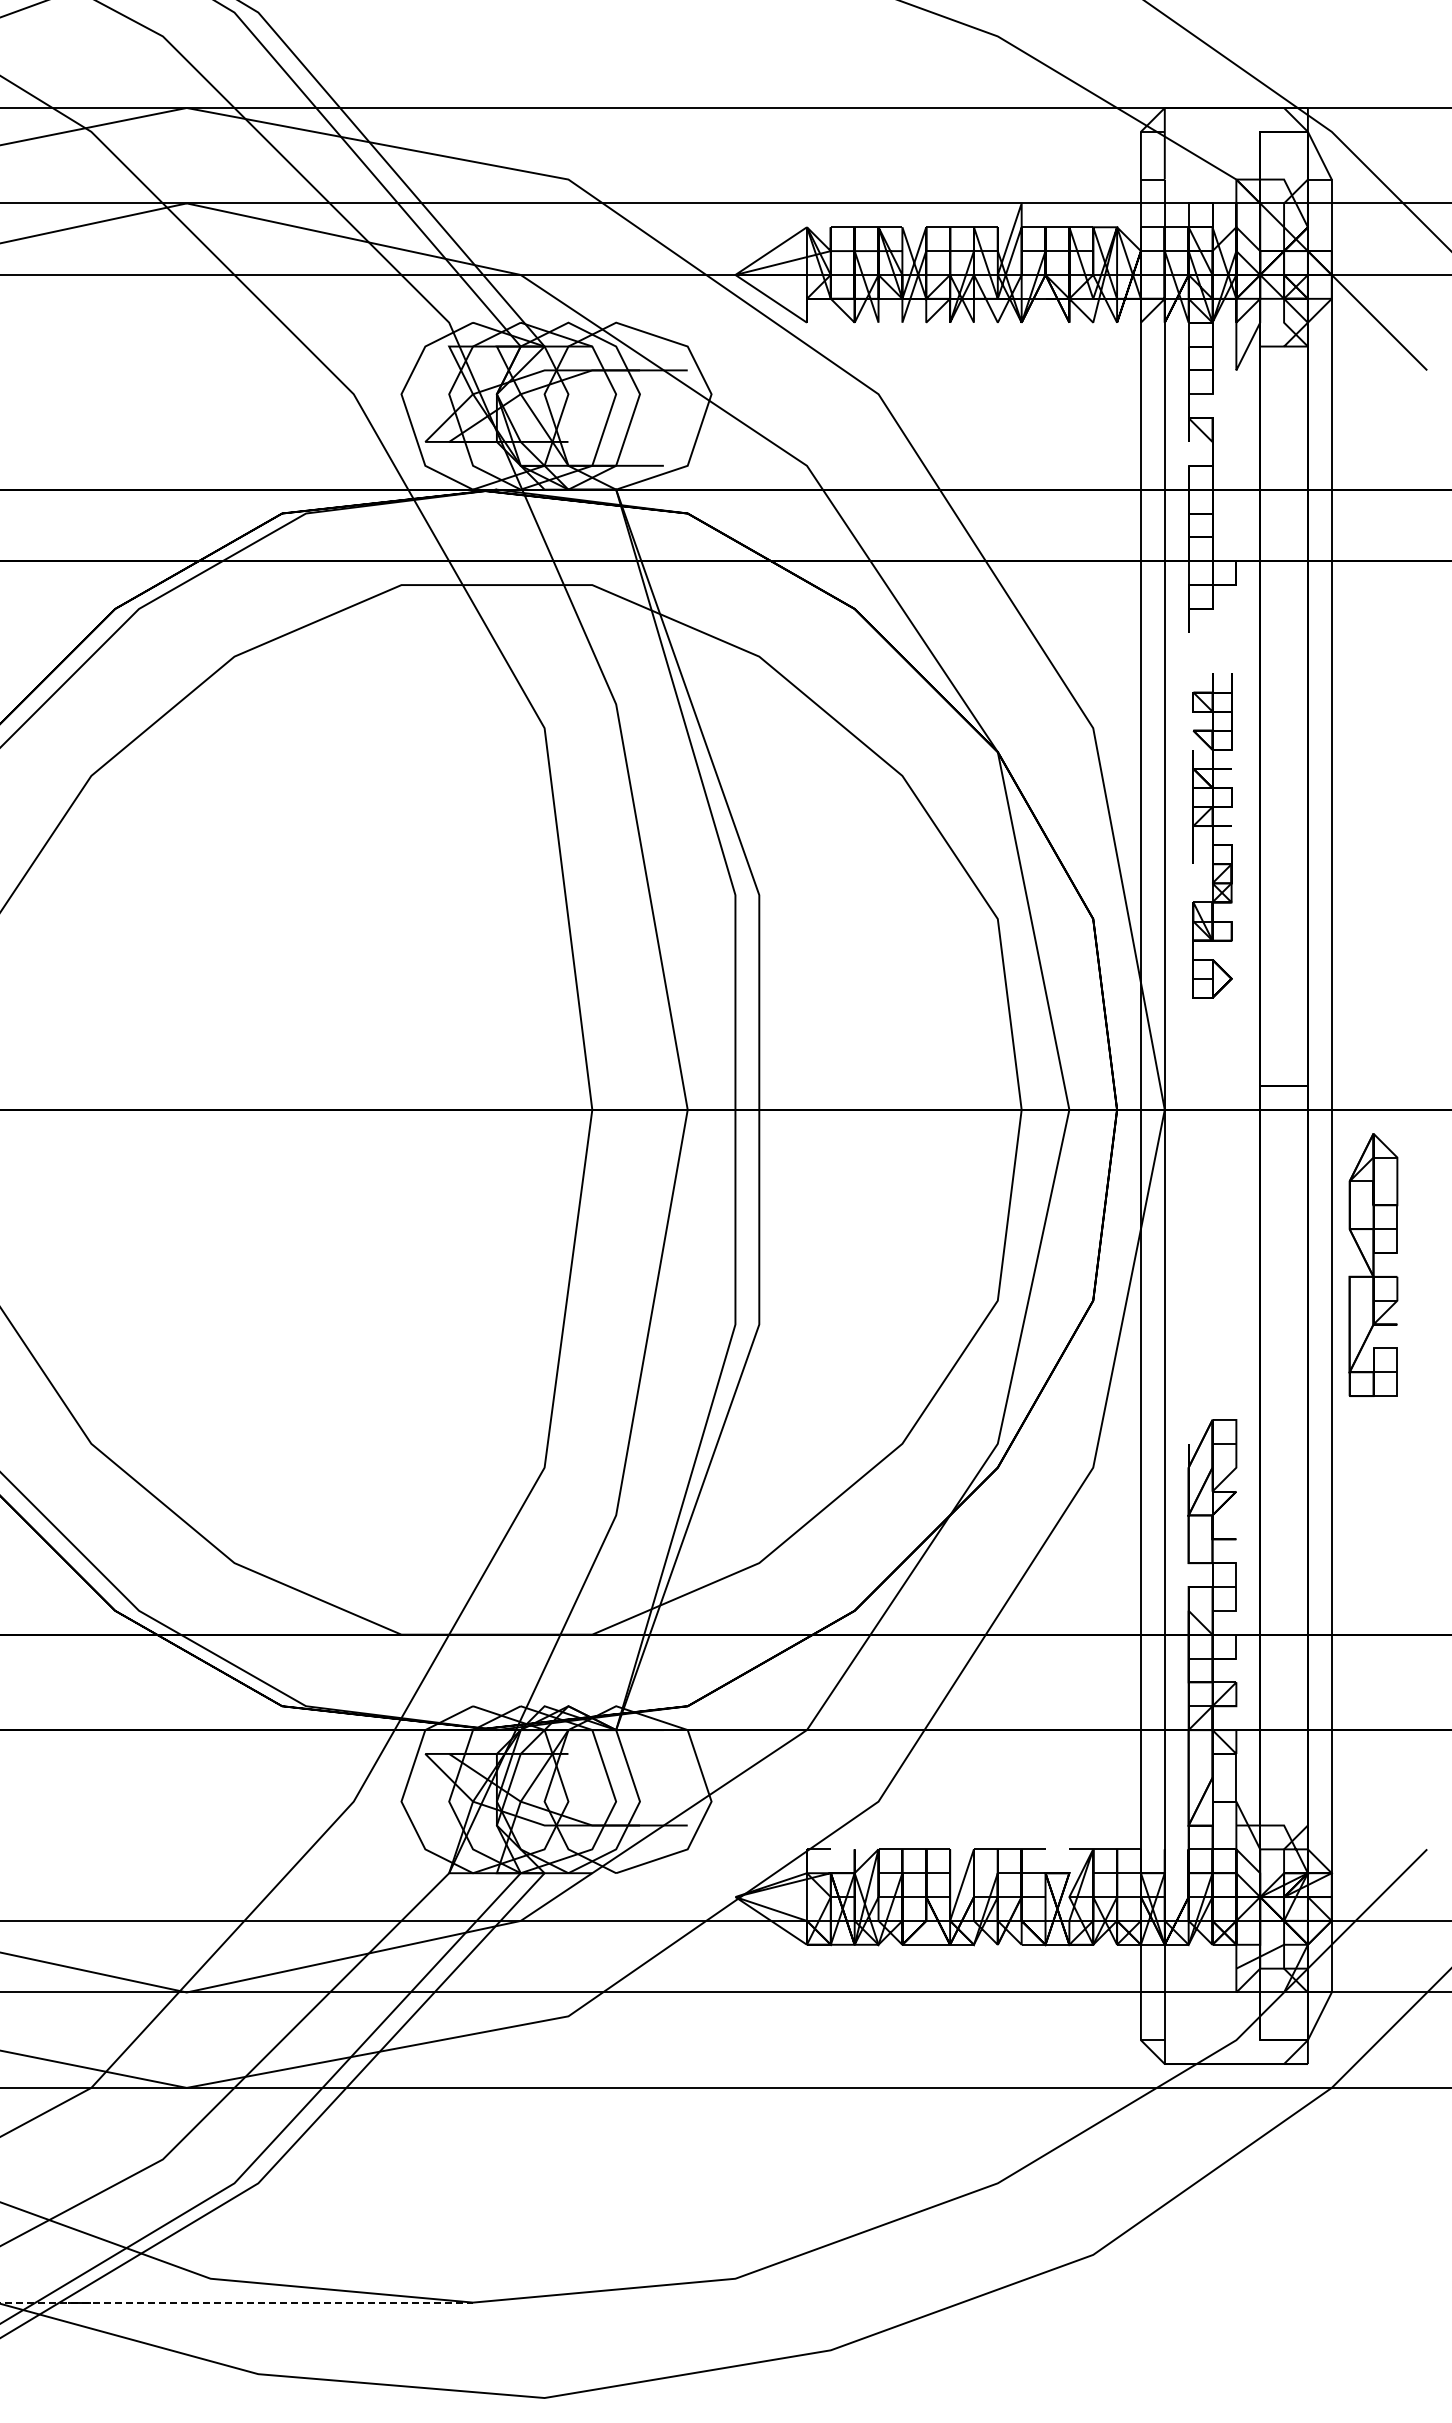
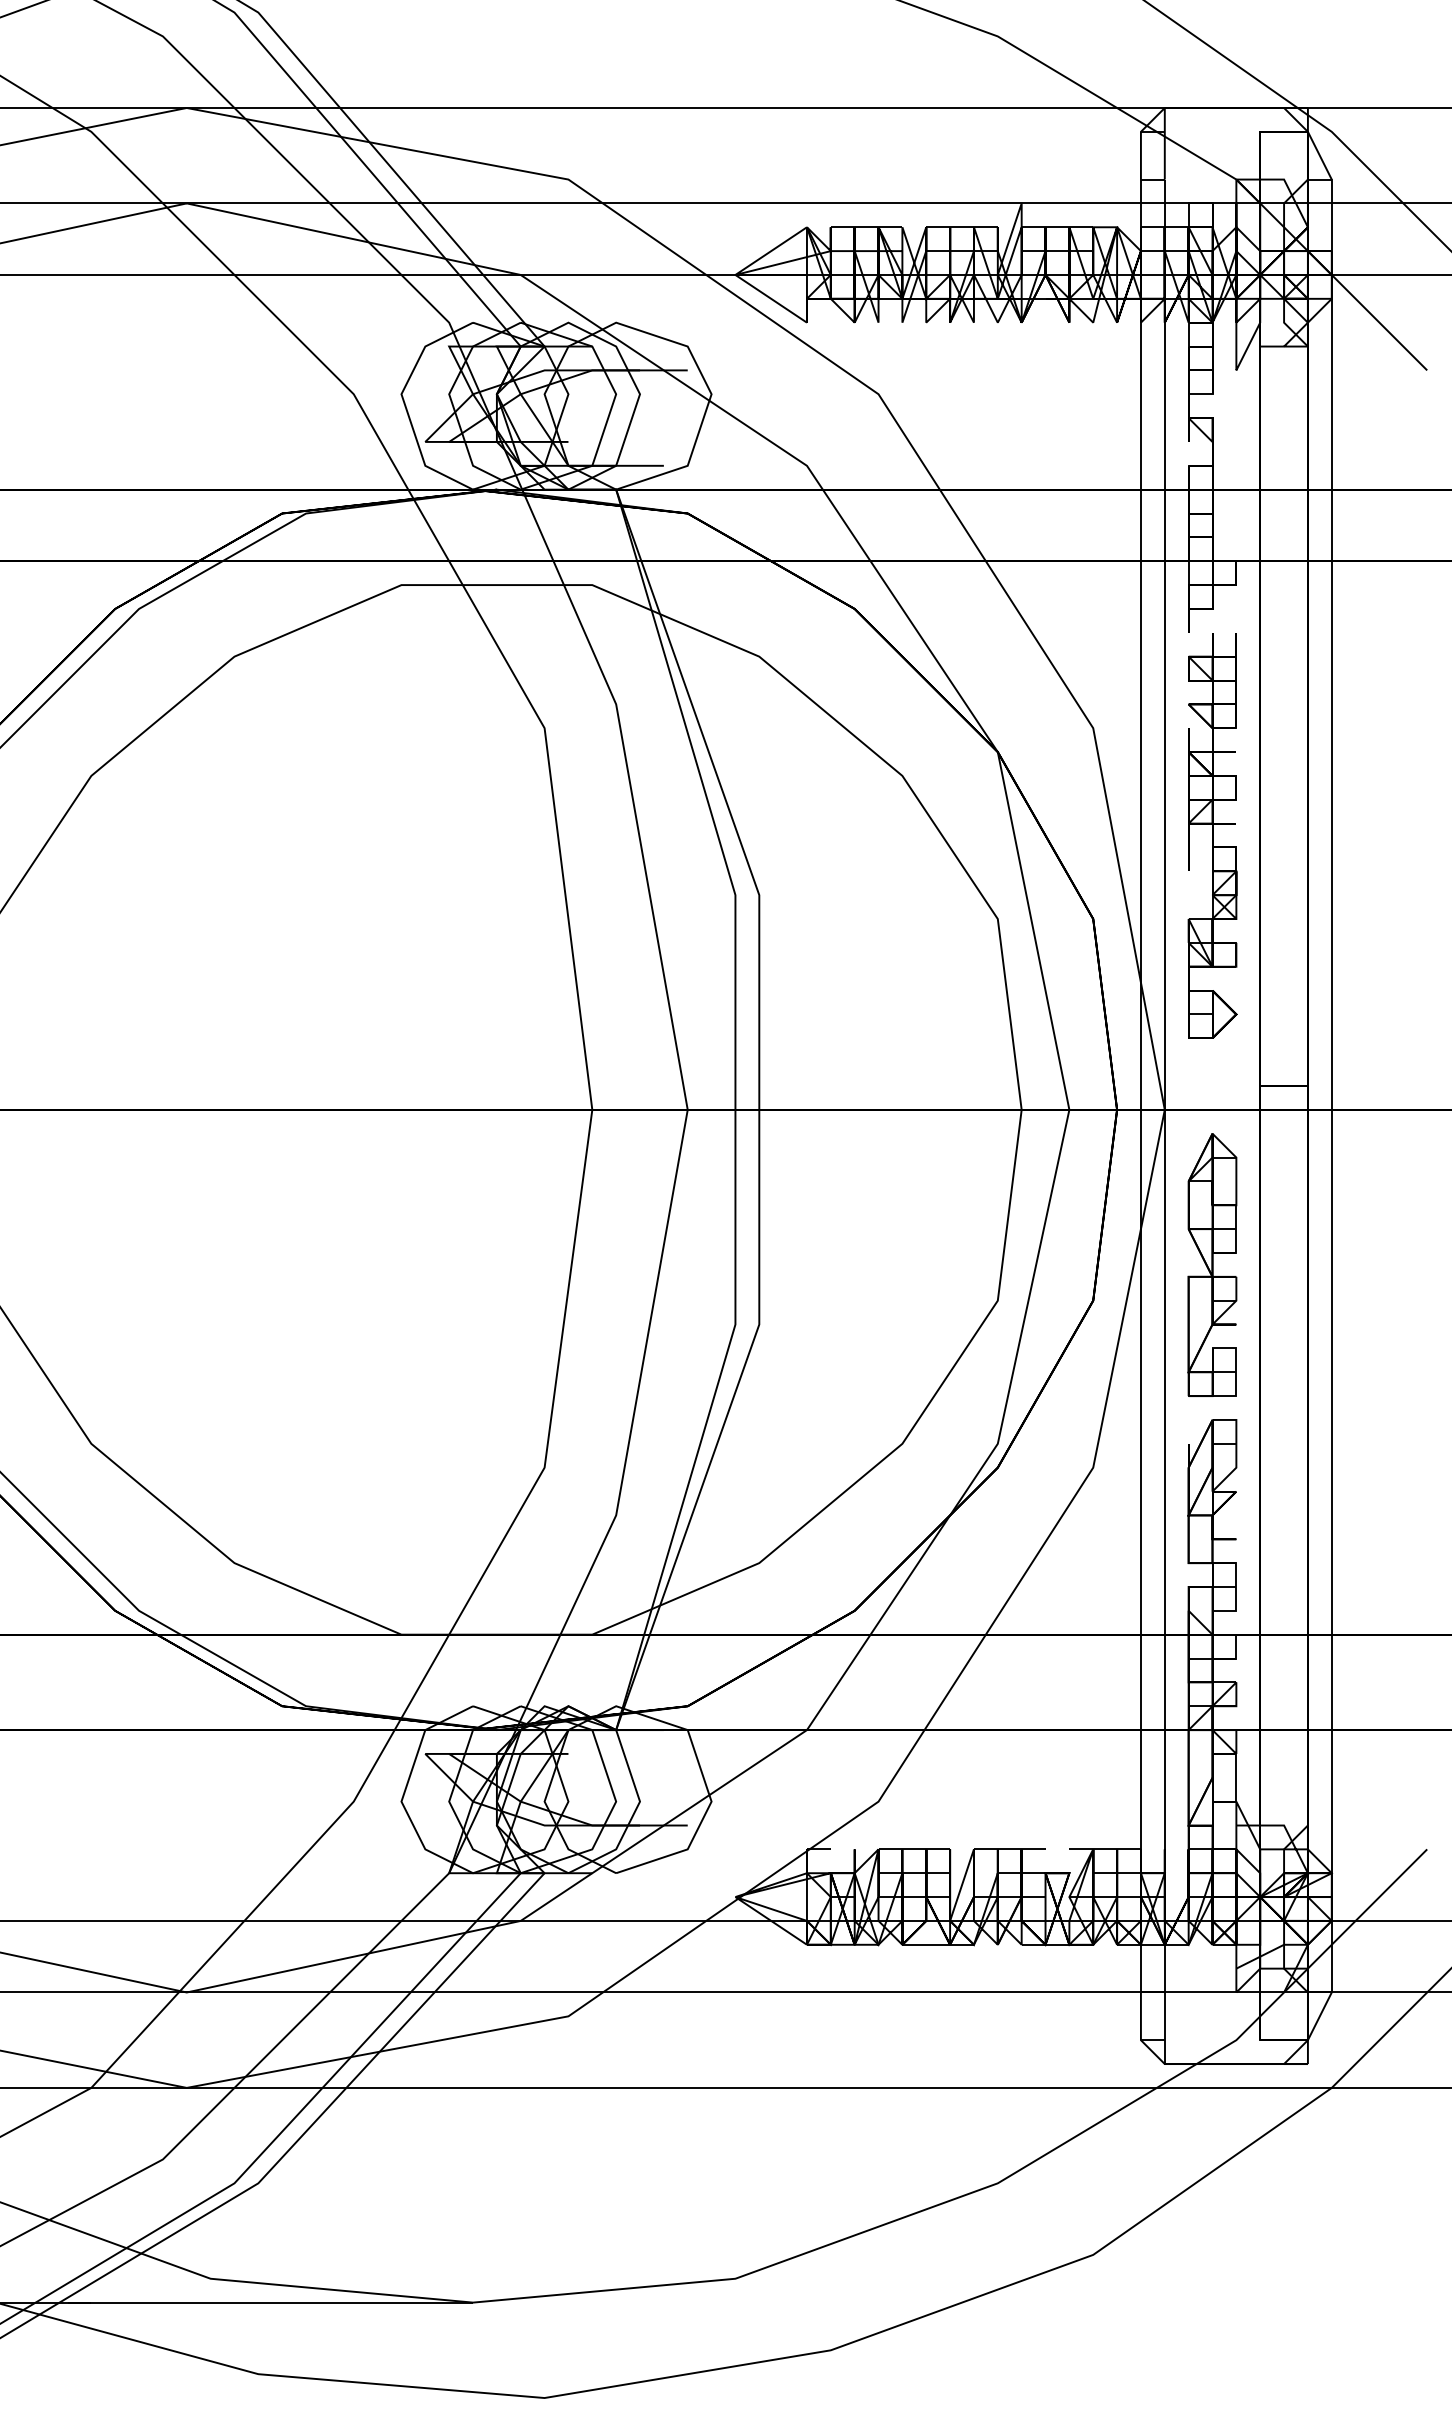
part size: 41x326 px -> 51x406 px (1212, 835)
part position: (1373, 1264) -> (1212, 1264) (1212, 1264)
line: dashed -> solid (237, 2302)
